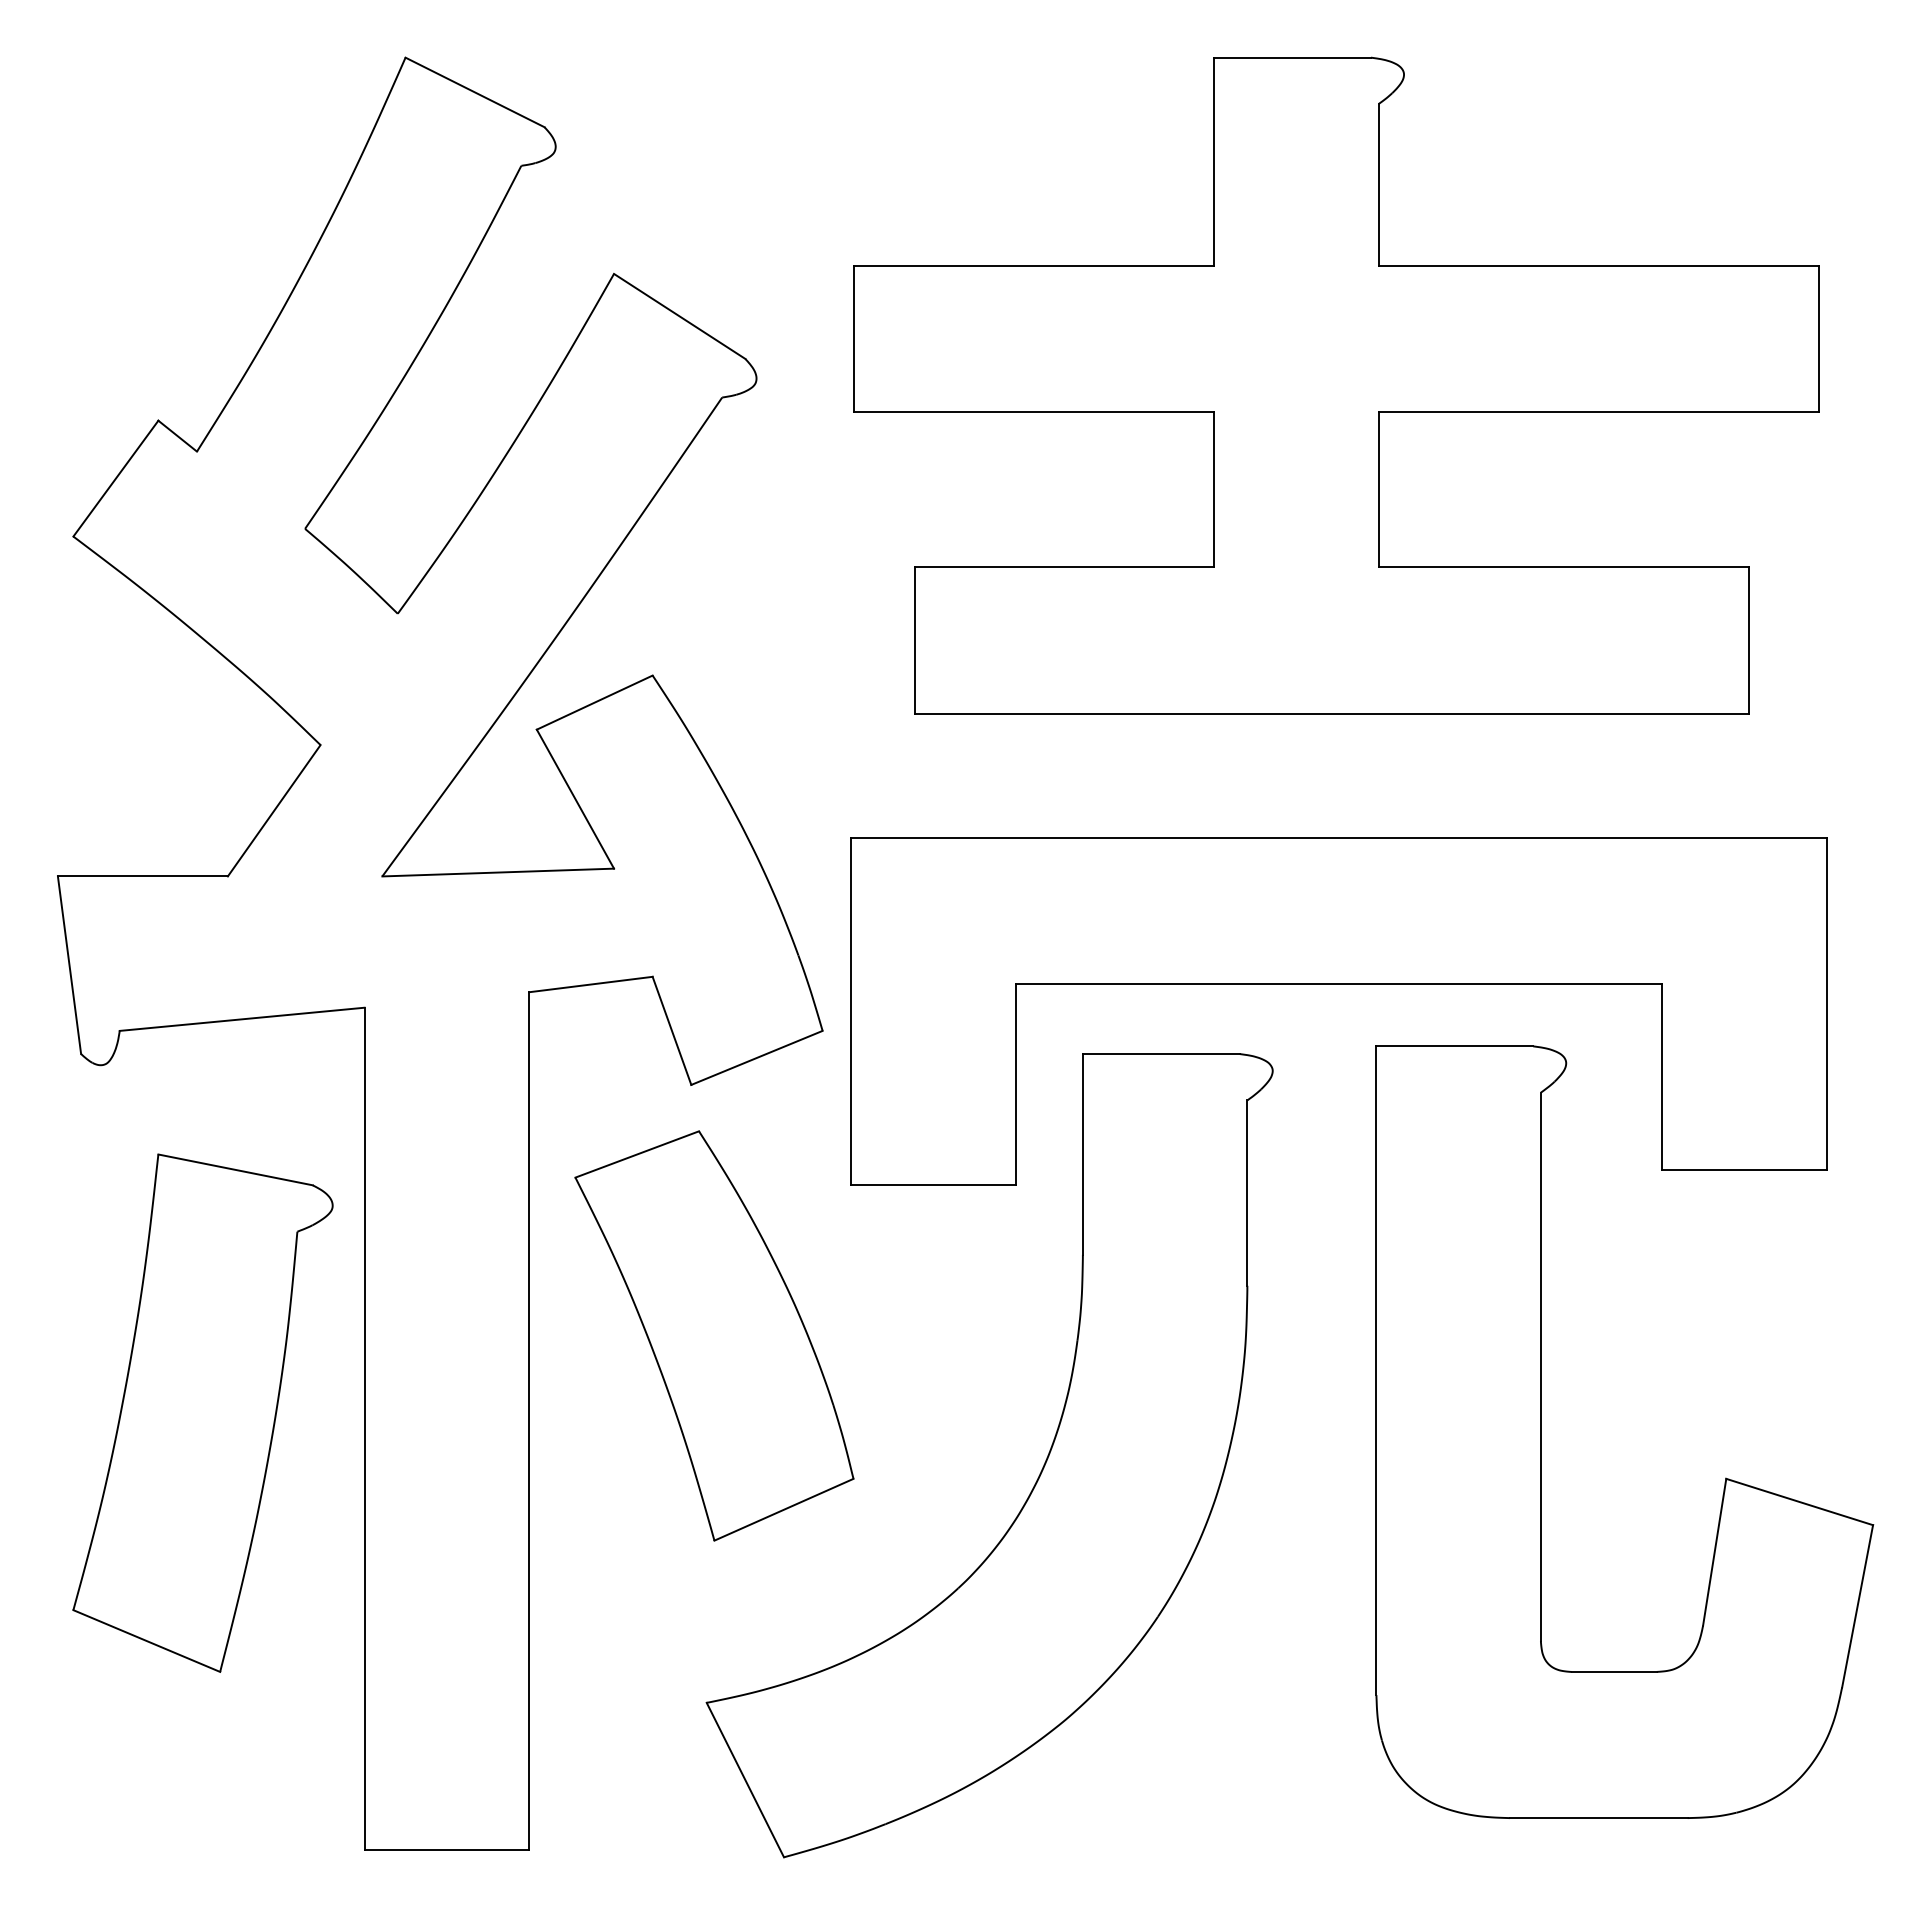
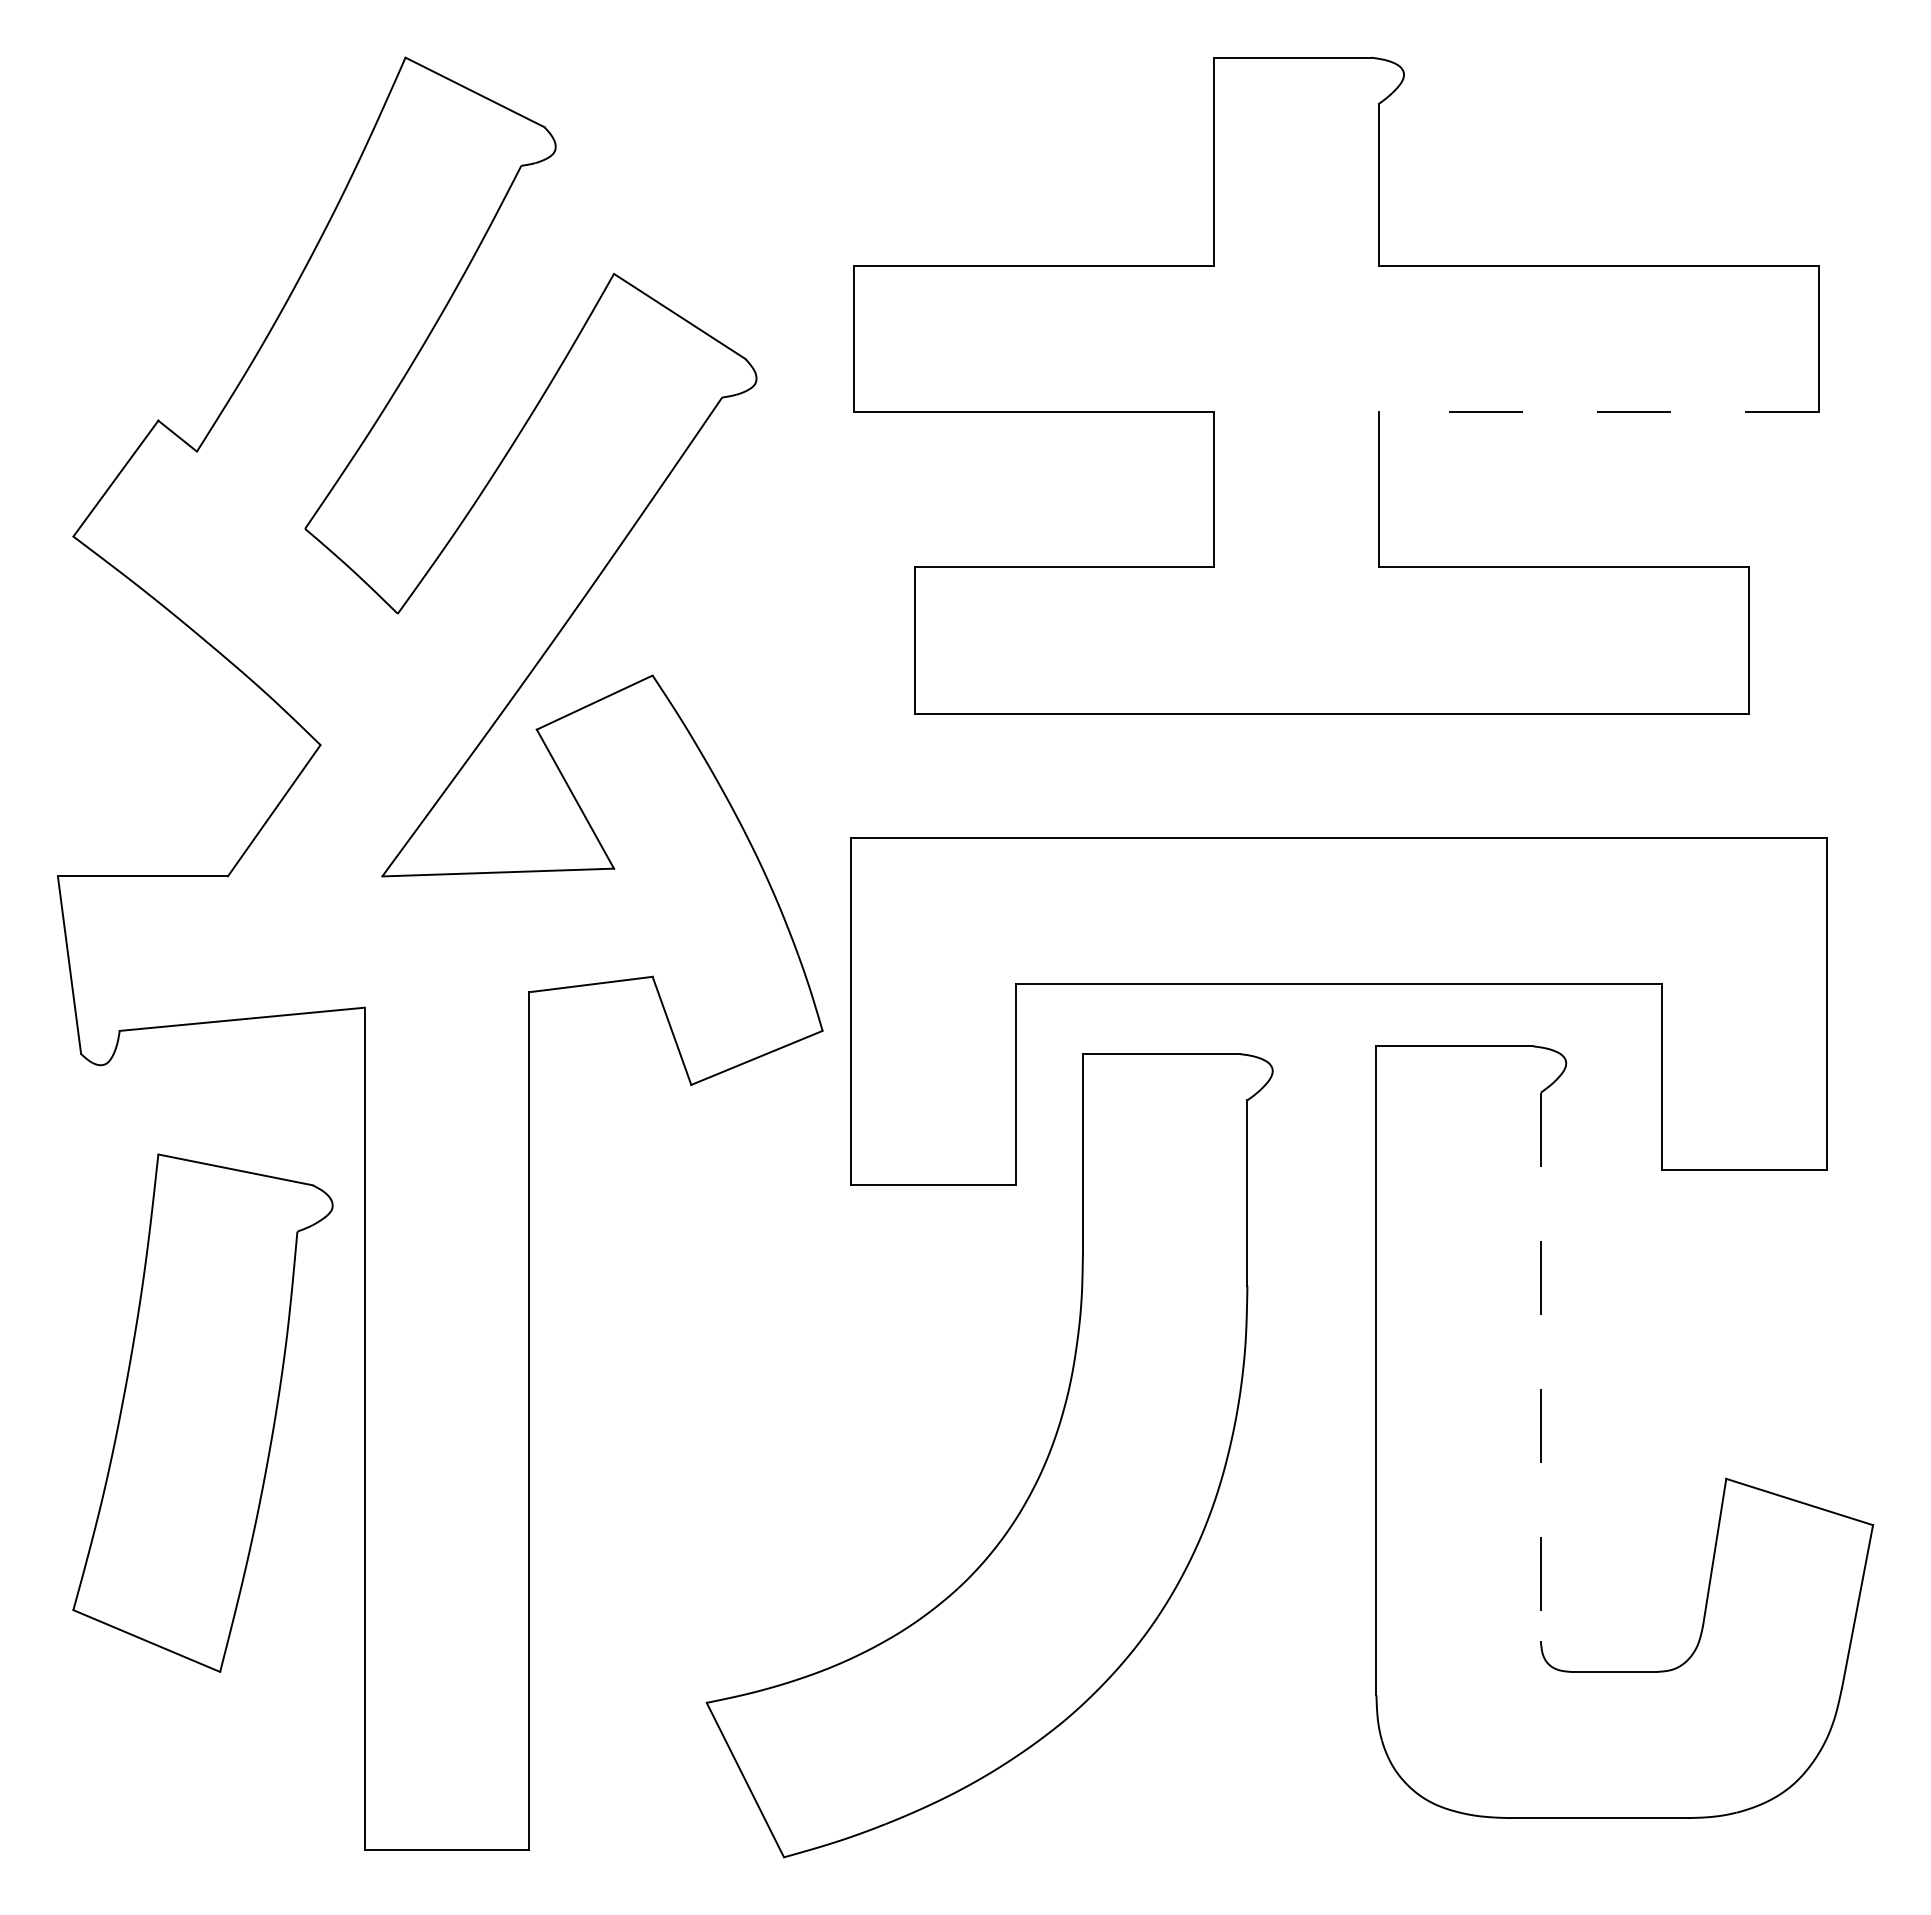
line: solid -> dashed (1598, 412)
part: present -> none (714, 1335)
line: solid -> dashed (1540, 1367)
